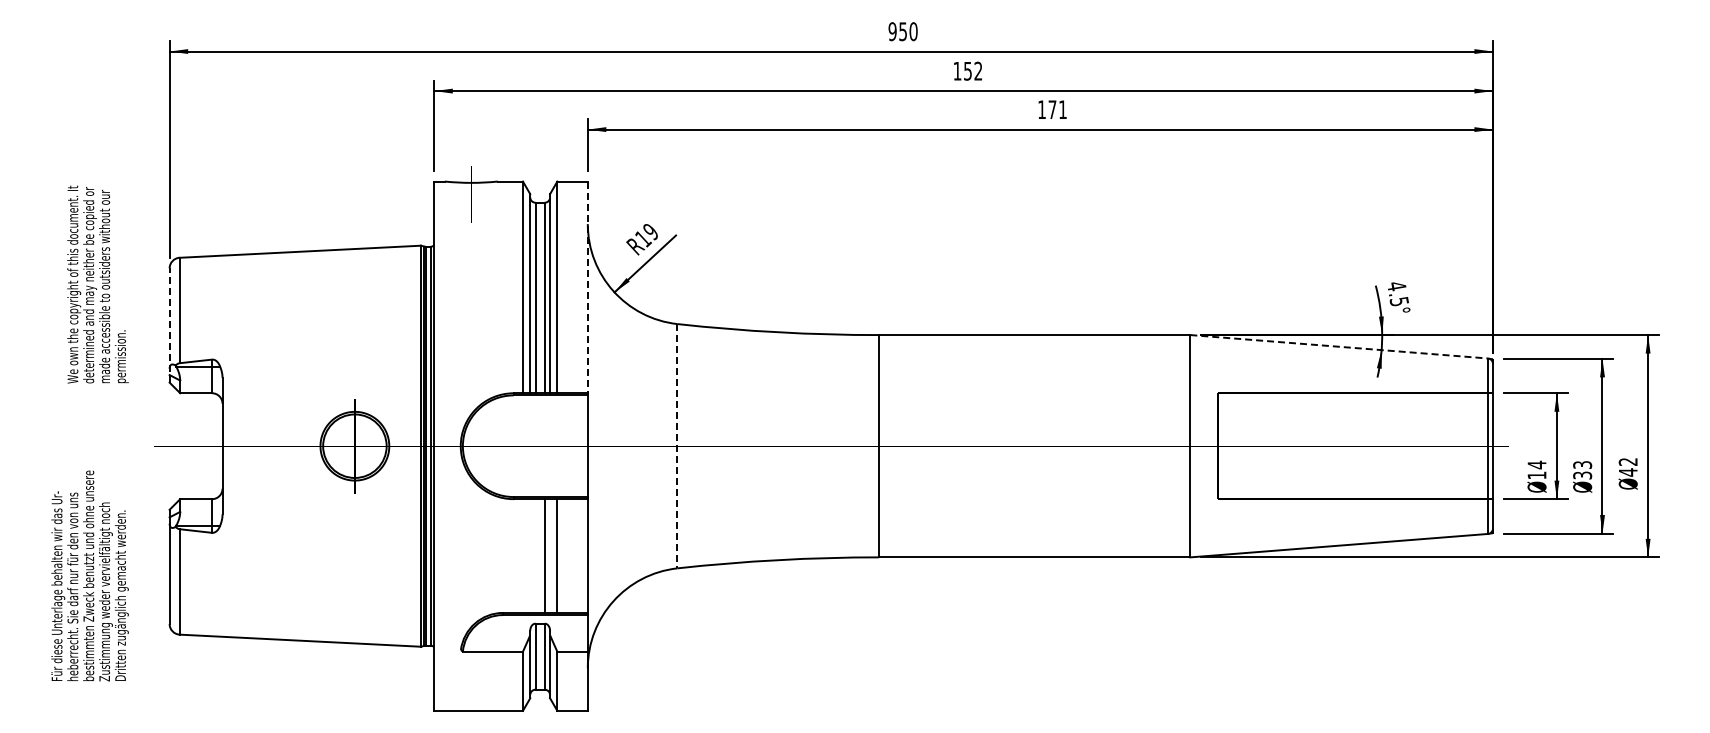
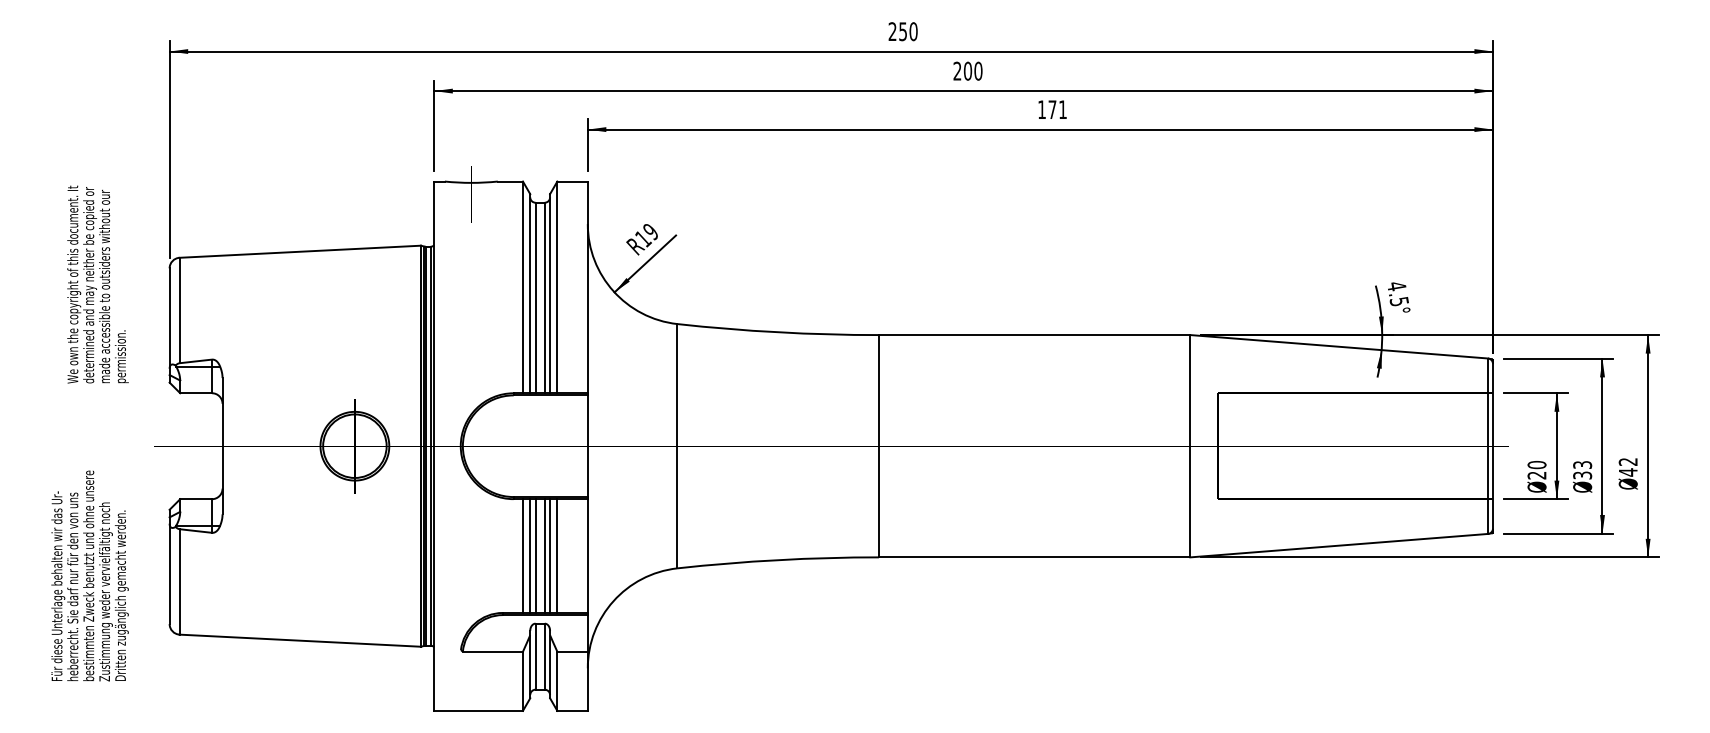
text: 950 -> 250 (892, 31)
text: 152 -> 200 (967, 70)
line: dashed -> solid (587, 287)
line: dashed -> solid (169, 325)
line: dashed -> solid (1339, 346)
line: dashed -> solid (677, 446)
text: 14 -> 20 (1536, 469)
line: none -> present (522, 555)
line: none -> present (530, 555)
line: none -> present (535, 555)
line: none -> present (550, 555)
